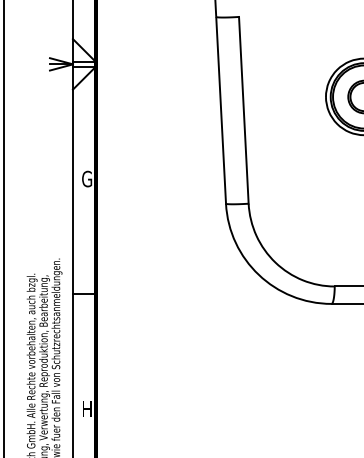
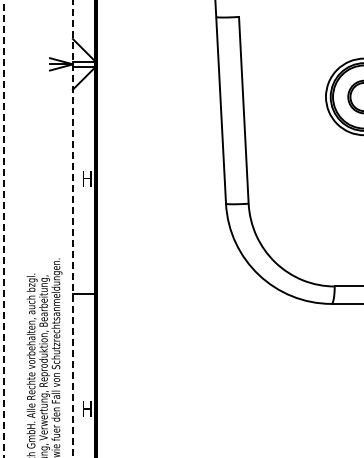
text: G -> H (87, 178)
line: solid -> dashed (4, 228)
line: solid -> dashed (72, 229)
